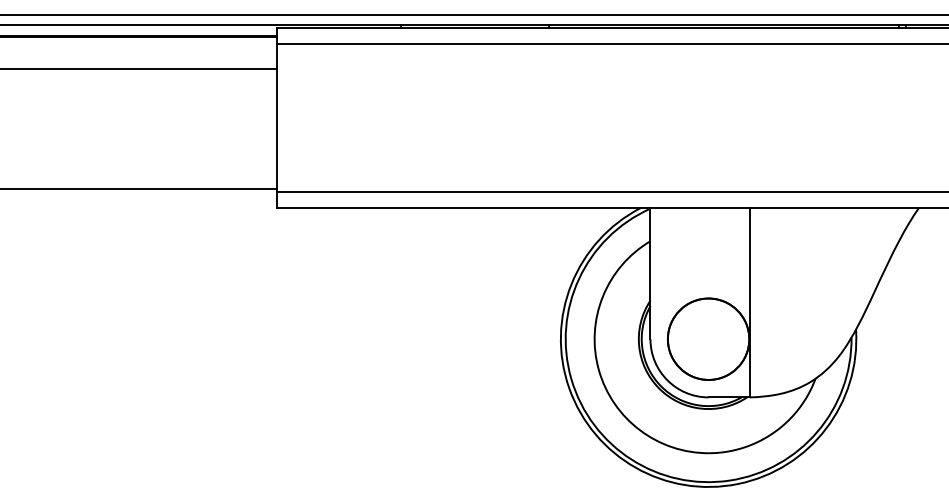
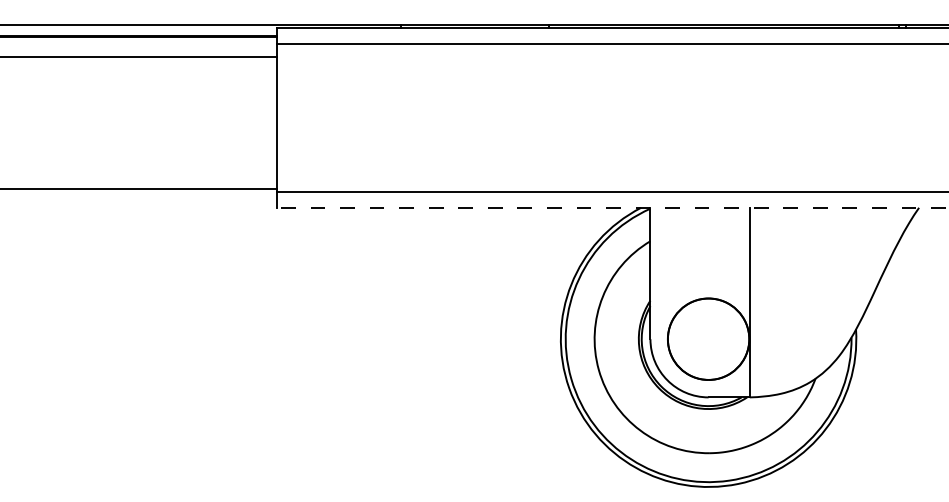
line: present -> none (473, 15)
line position: (139, 69) -> (139, 57) (139, 57)
line: solid -> dashed (612, 207)
